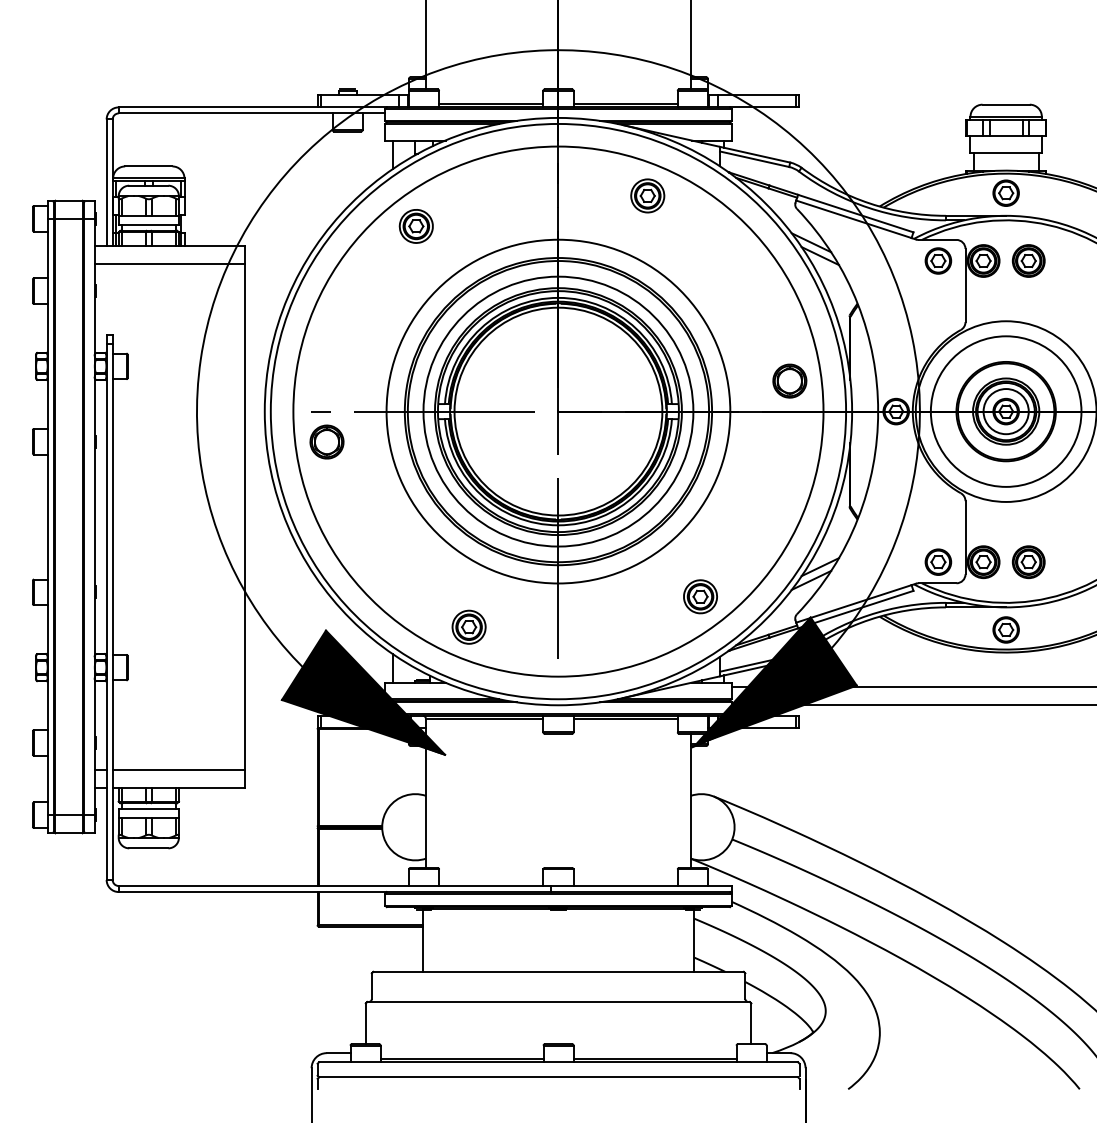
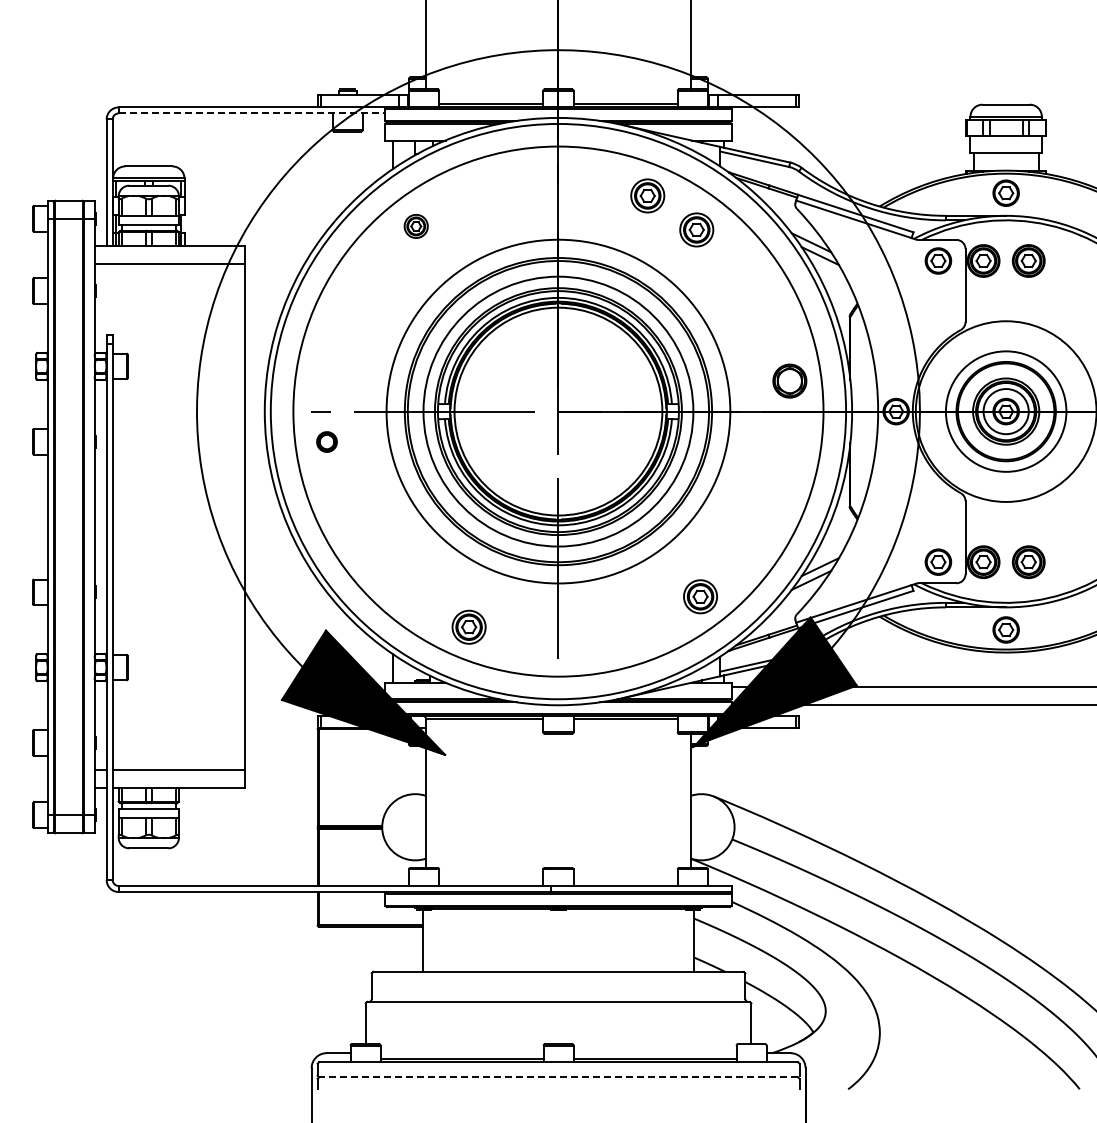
line: solid -> dashed (252, 113)
part size: 36x35 px -> 26x25 px (415, 226)
part: none -> present (696, 229)
circle diameter: 151 px -> 120 px (1005, 411)
part size: 36x36 px -> 22x22 px (326, 441)
line: solid -> dashed (558, 1077)
